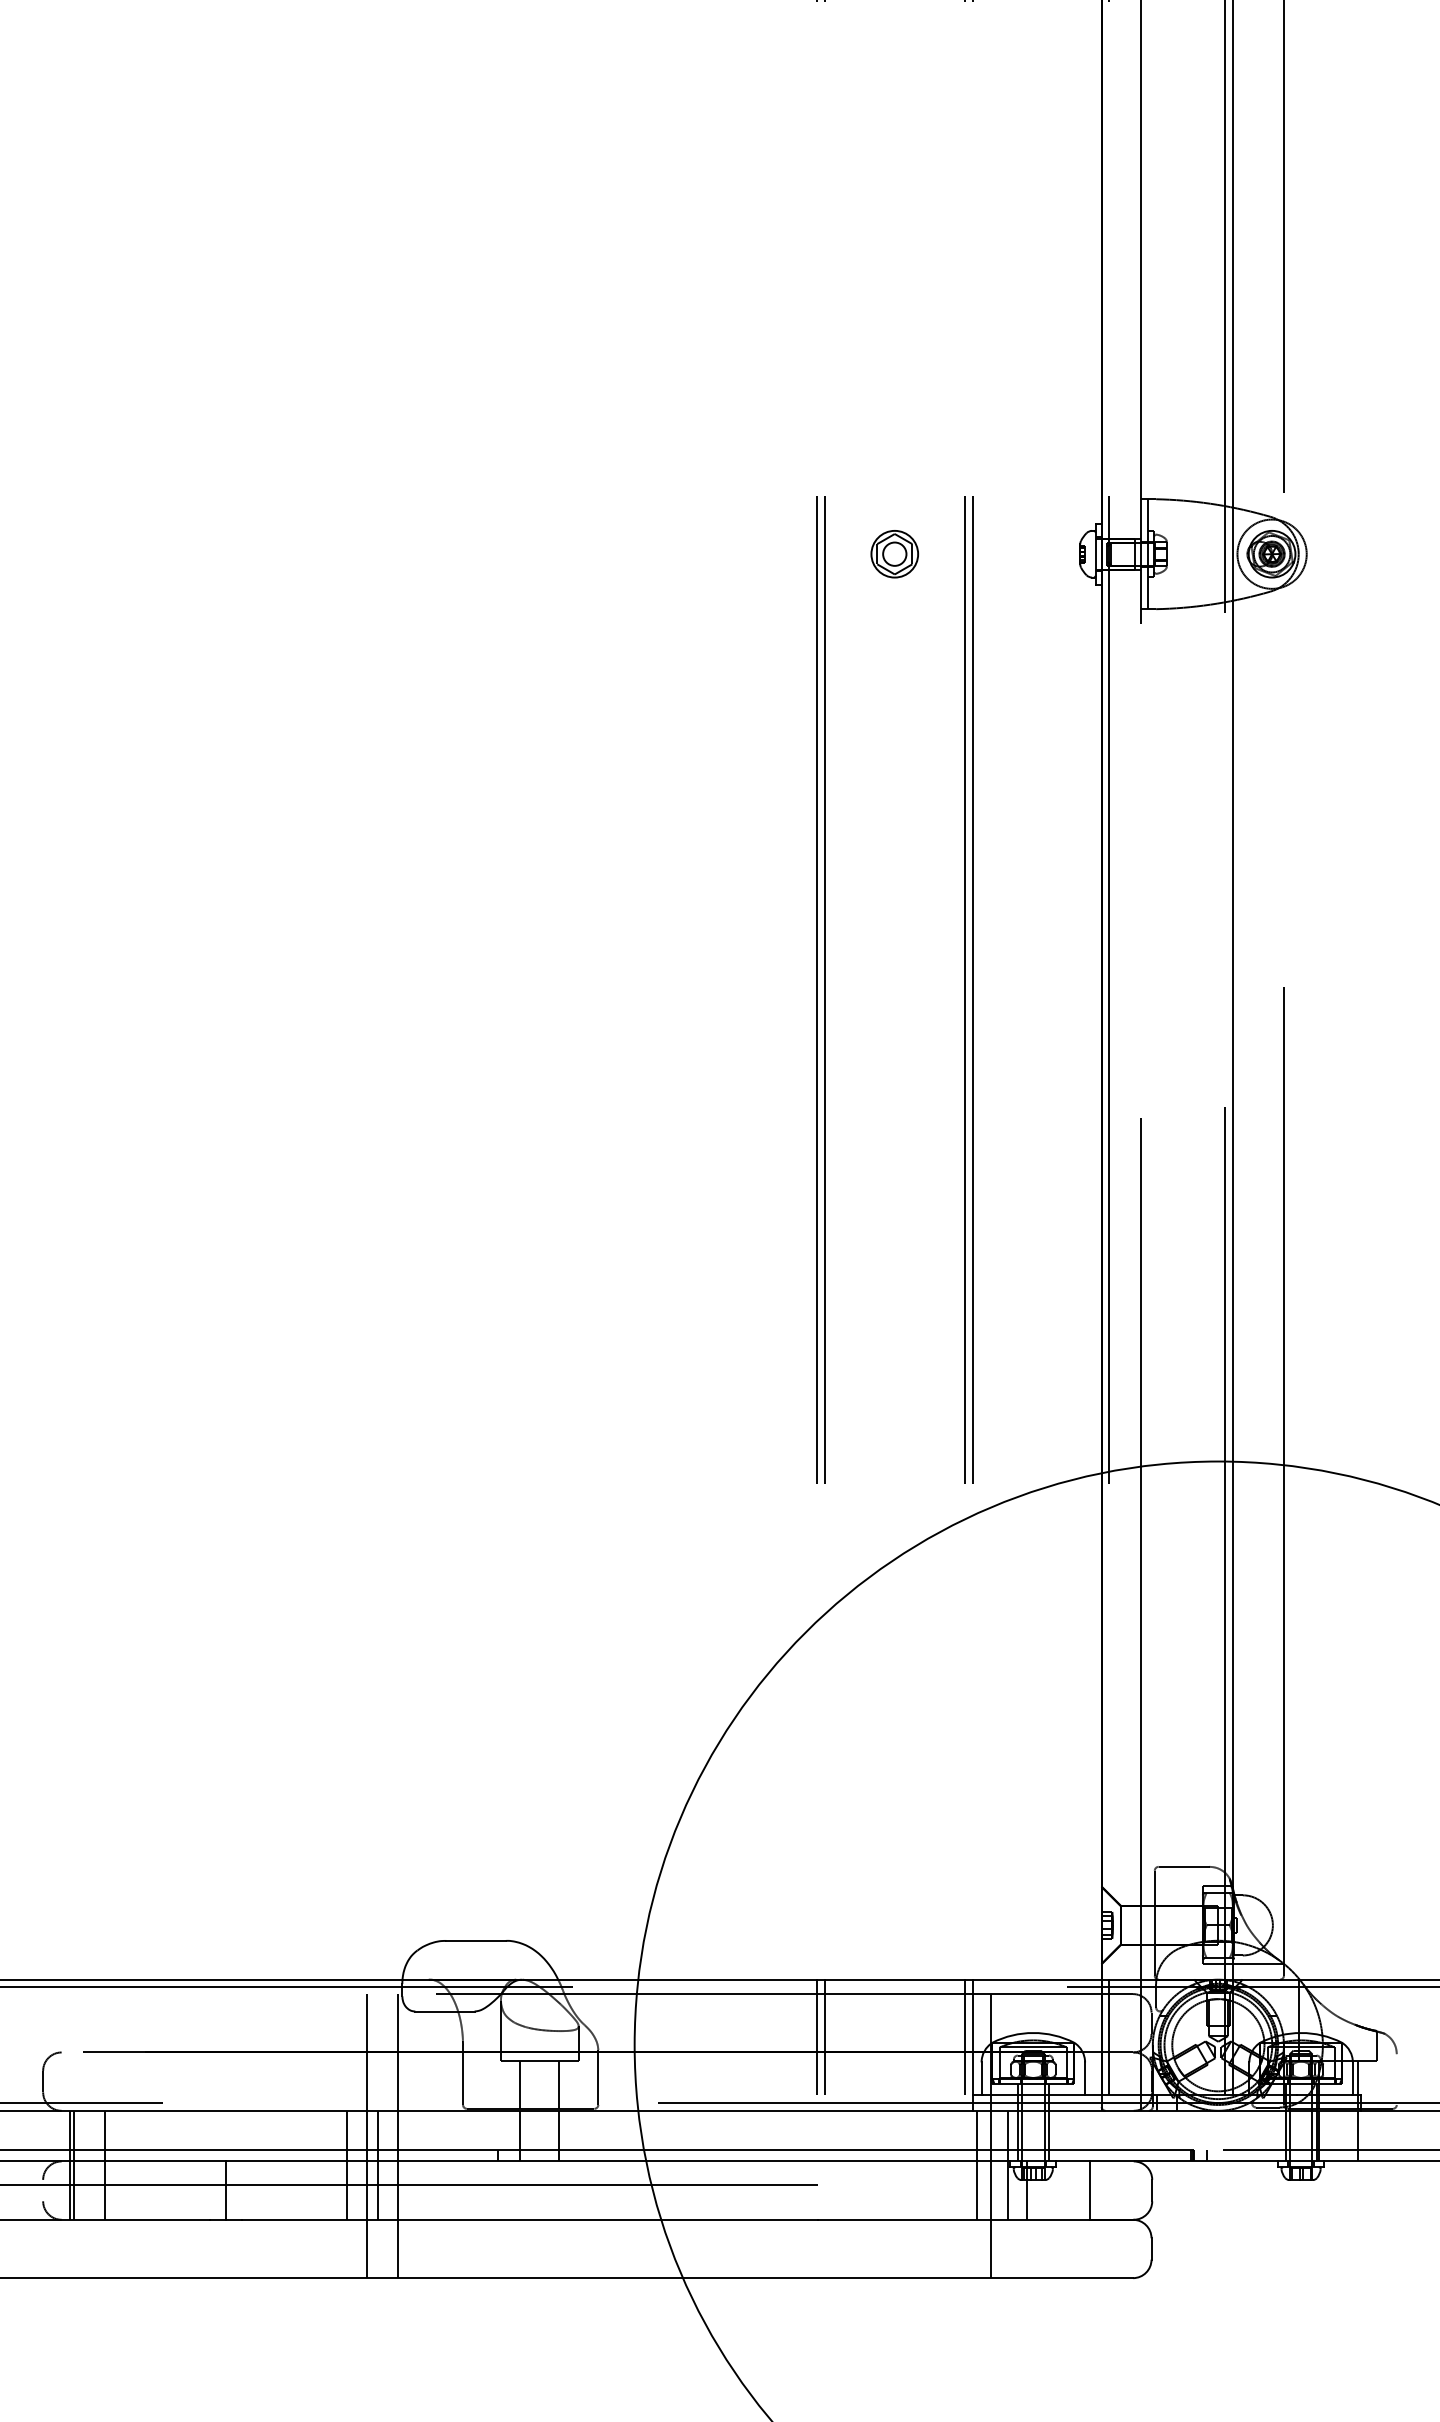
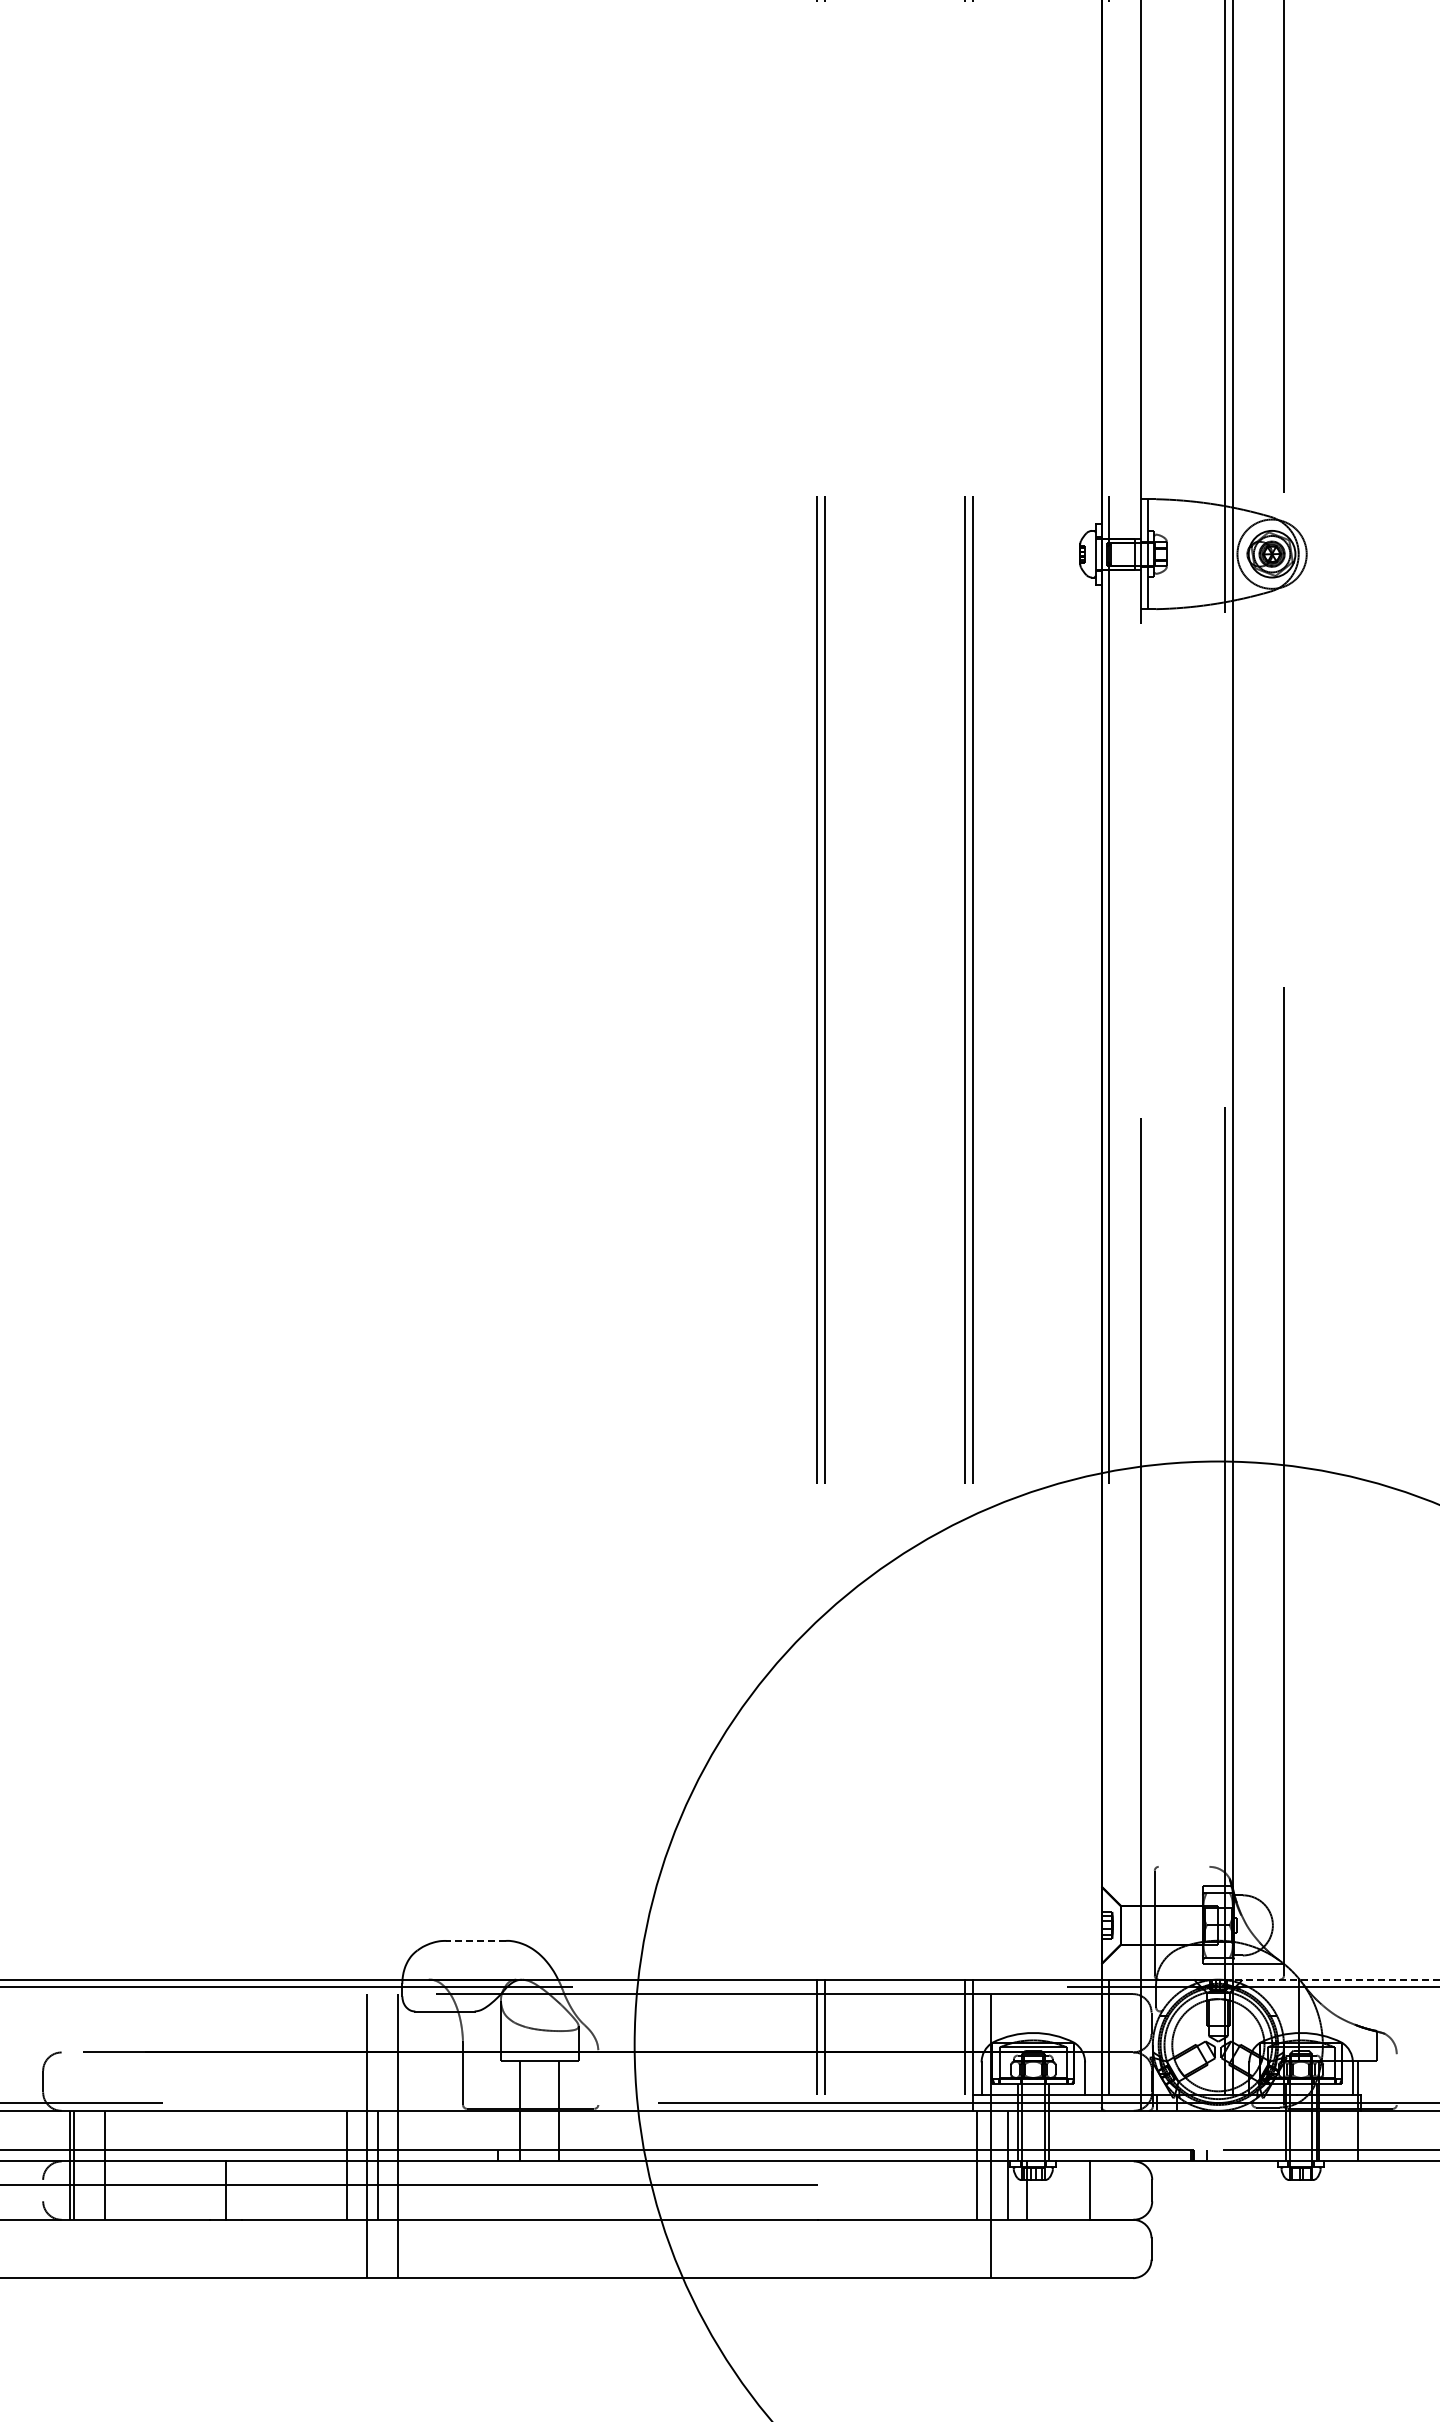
part: present -> none (894, 554)
line: present -> none (1183, 1866)
line: solid -> dashed (476, 1940)
line: solid -> dashed (1335, 1979)
line: present -> none (598, 2077)
